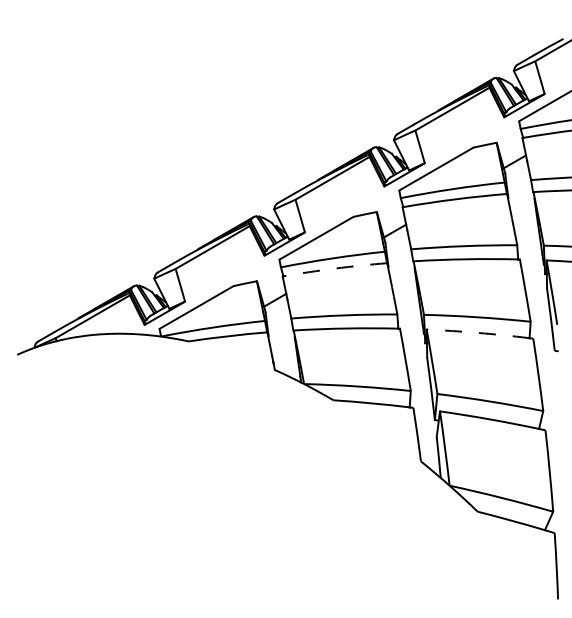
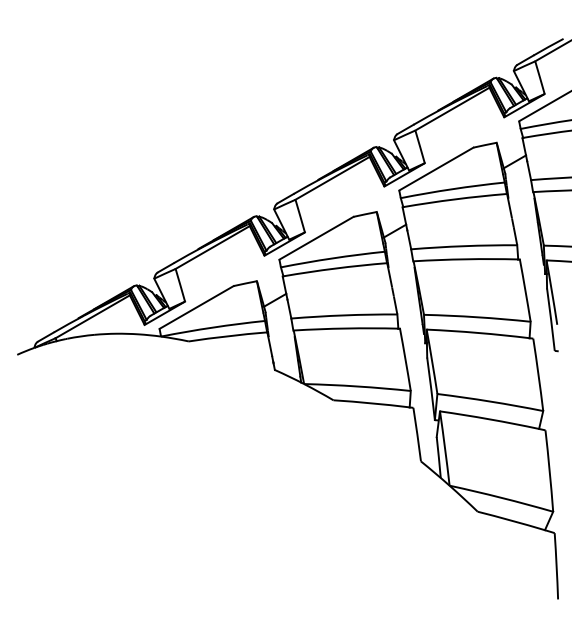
arc: dashed -> solid (335, 268)
arc: dashed -> solid (478, 332)
